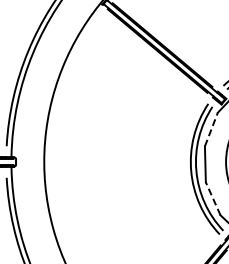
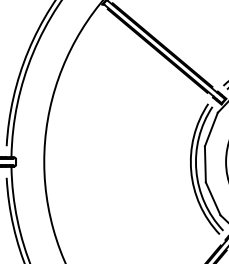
line: dashed -> solid (211, 129)
line: dashed -> solid (213, 198)
